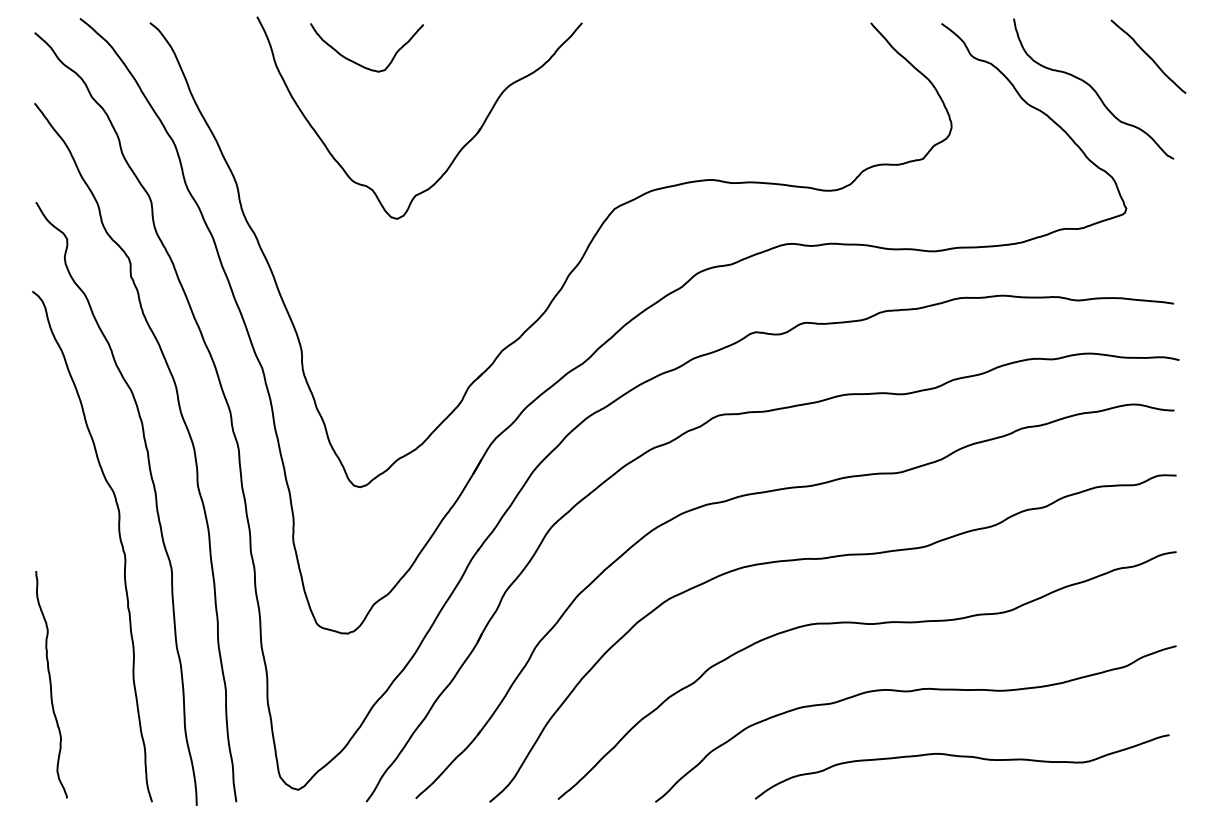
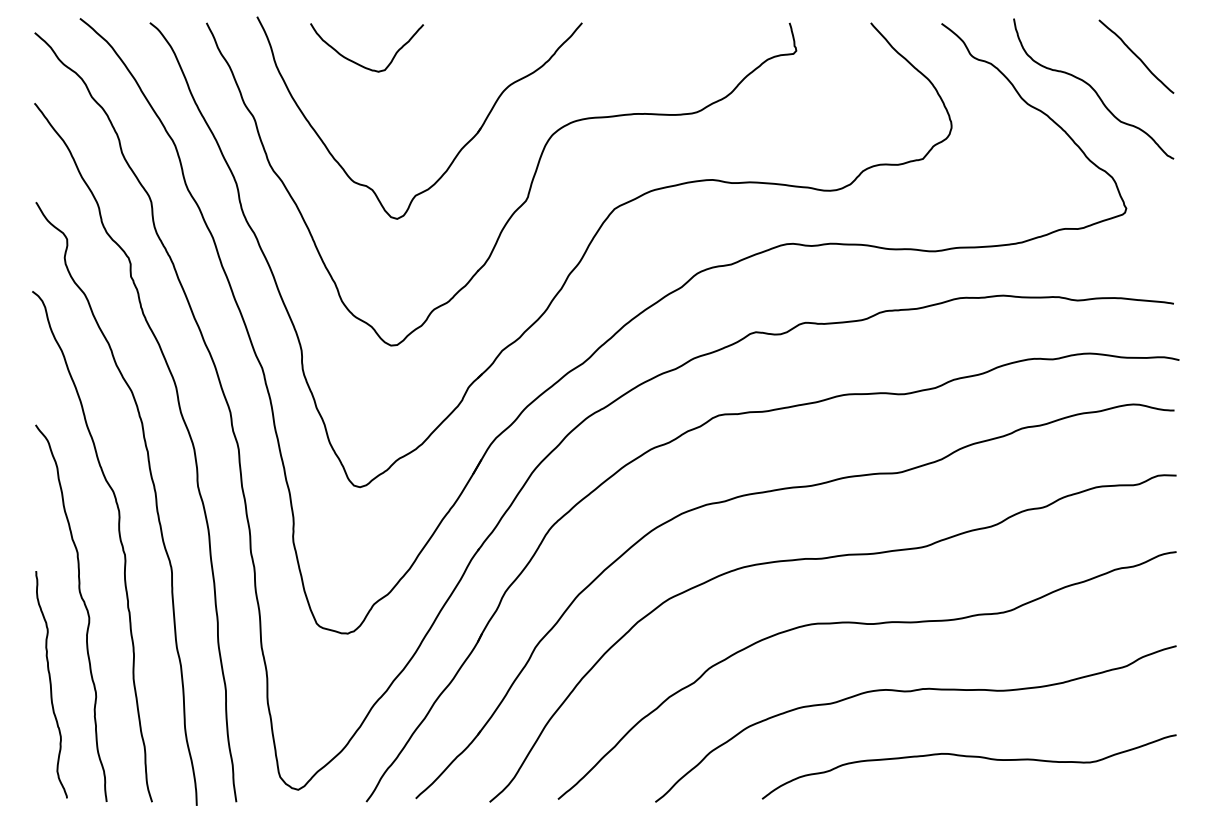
curve position: (1148, 56) -> (1136, 56) (1136, 56)
part: none -> present (527, 193)
curve: none -> present (84, 606)
curve position: (961, 757) -> (968, 757) (968, 757)
